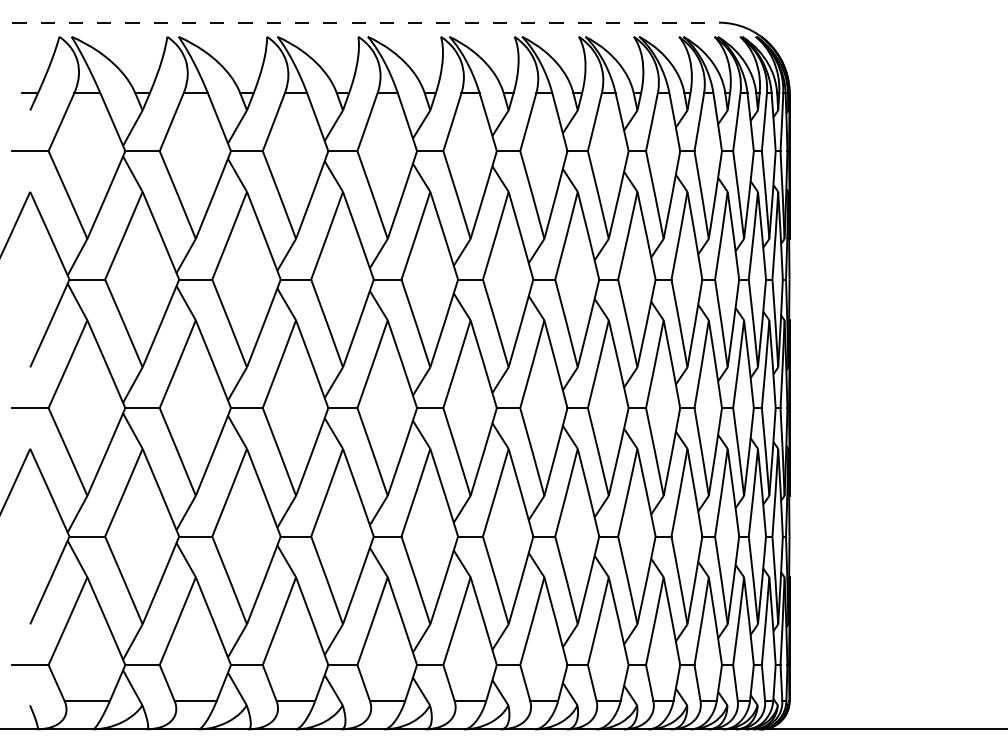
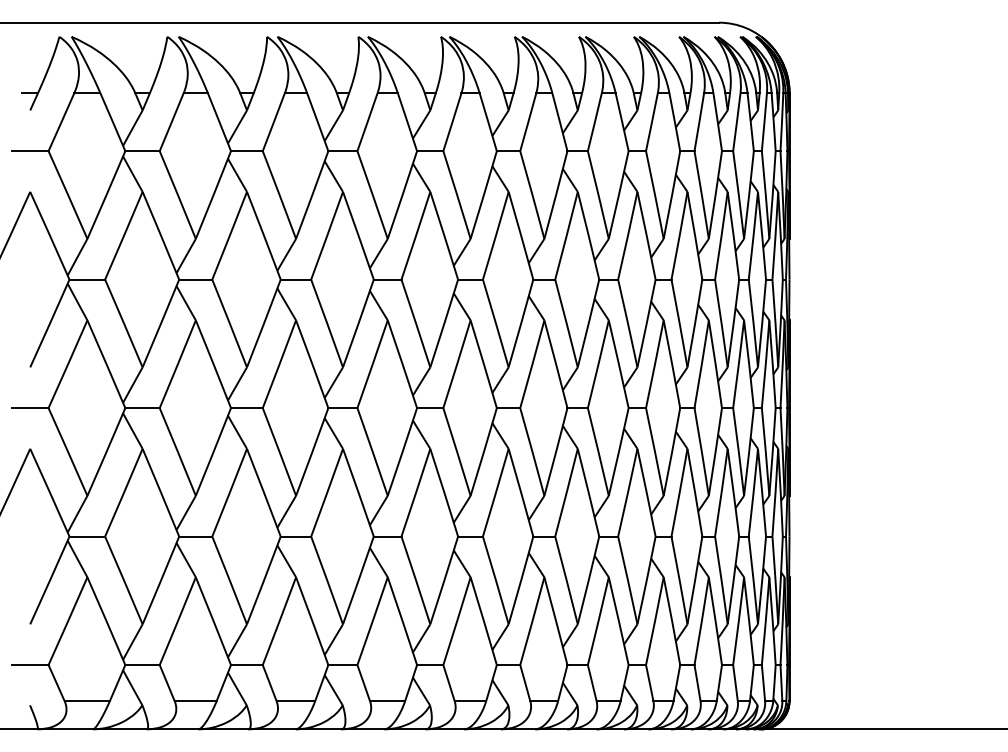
line: dashed -> solid (360, 22)
